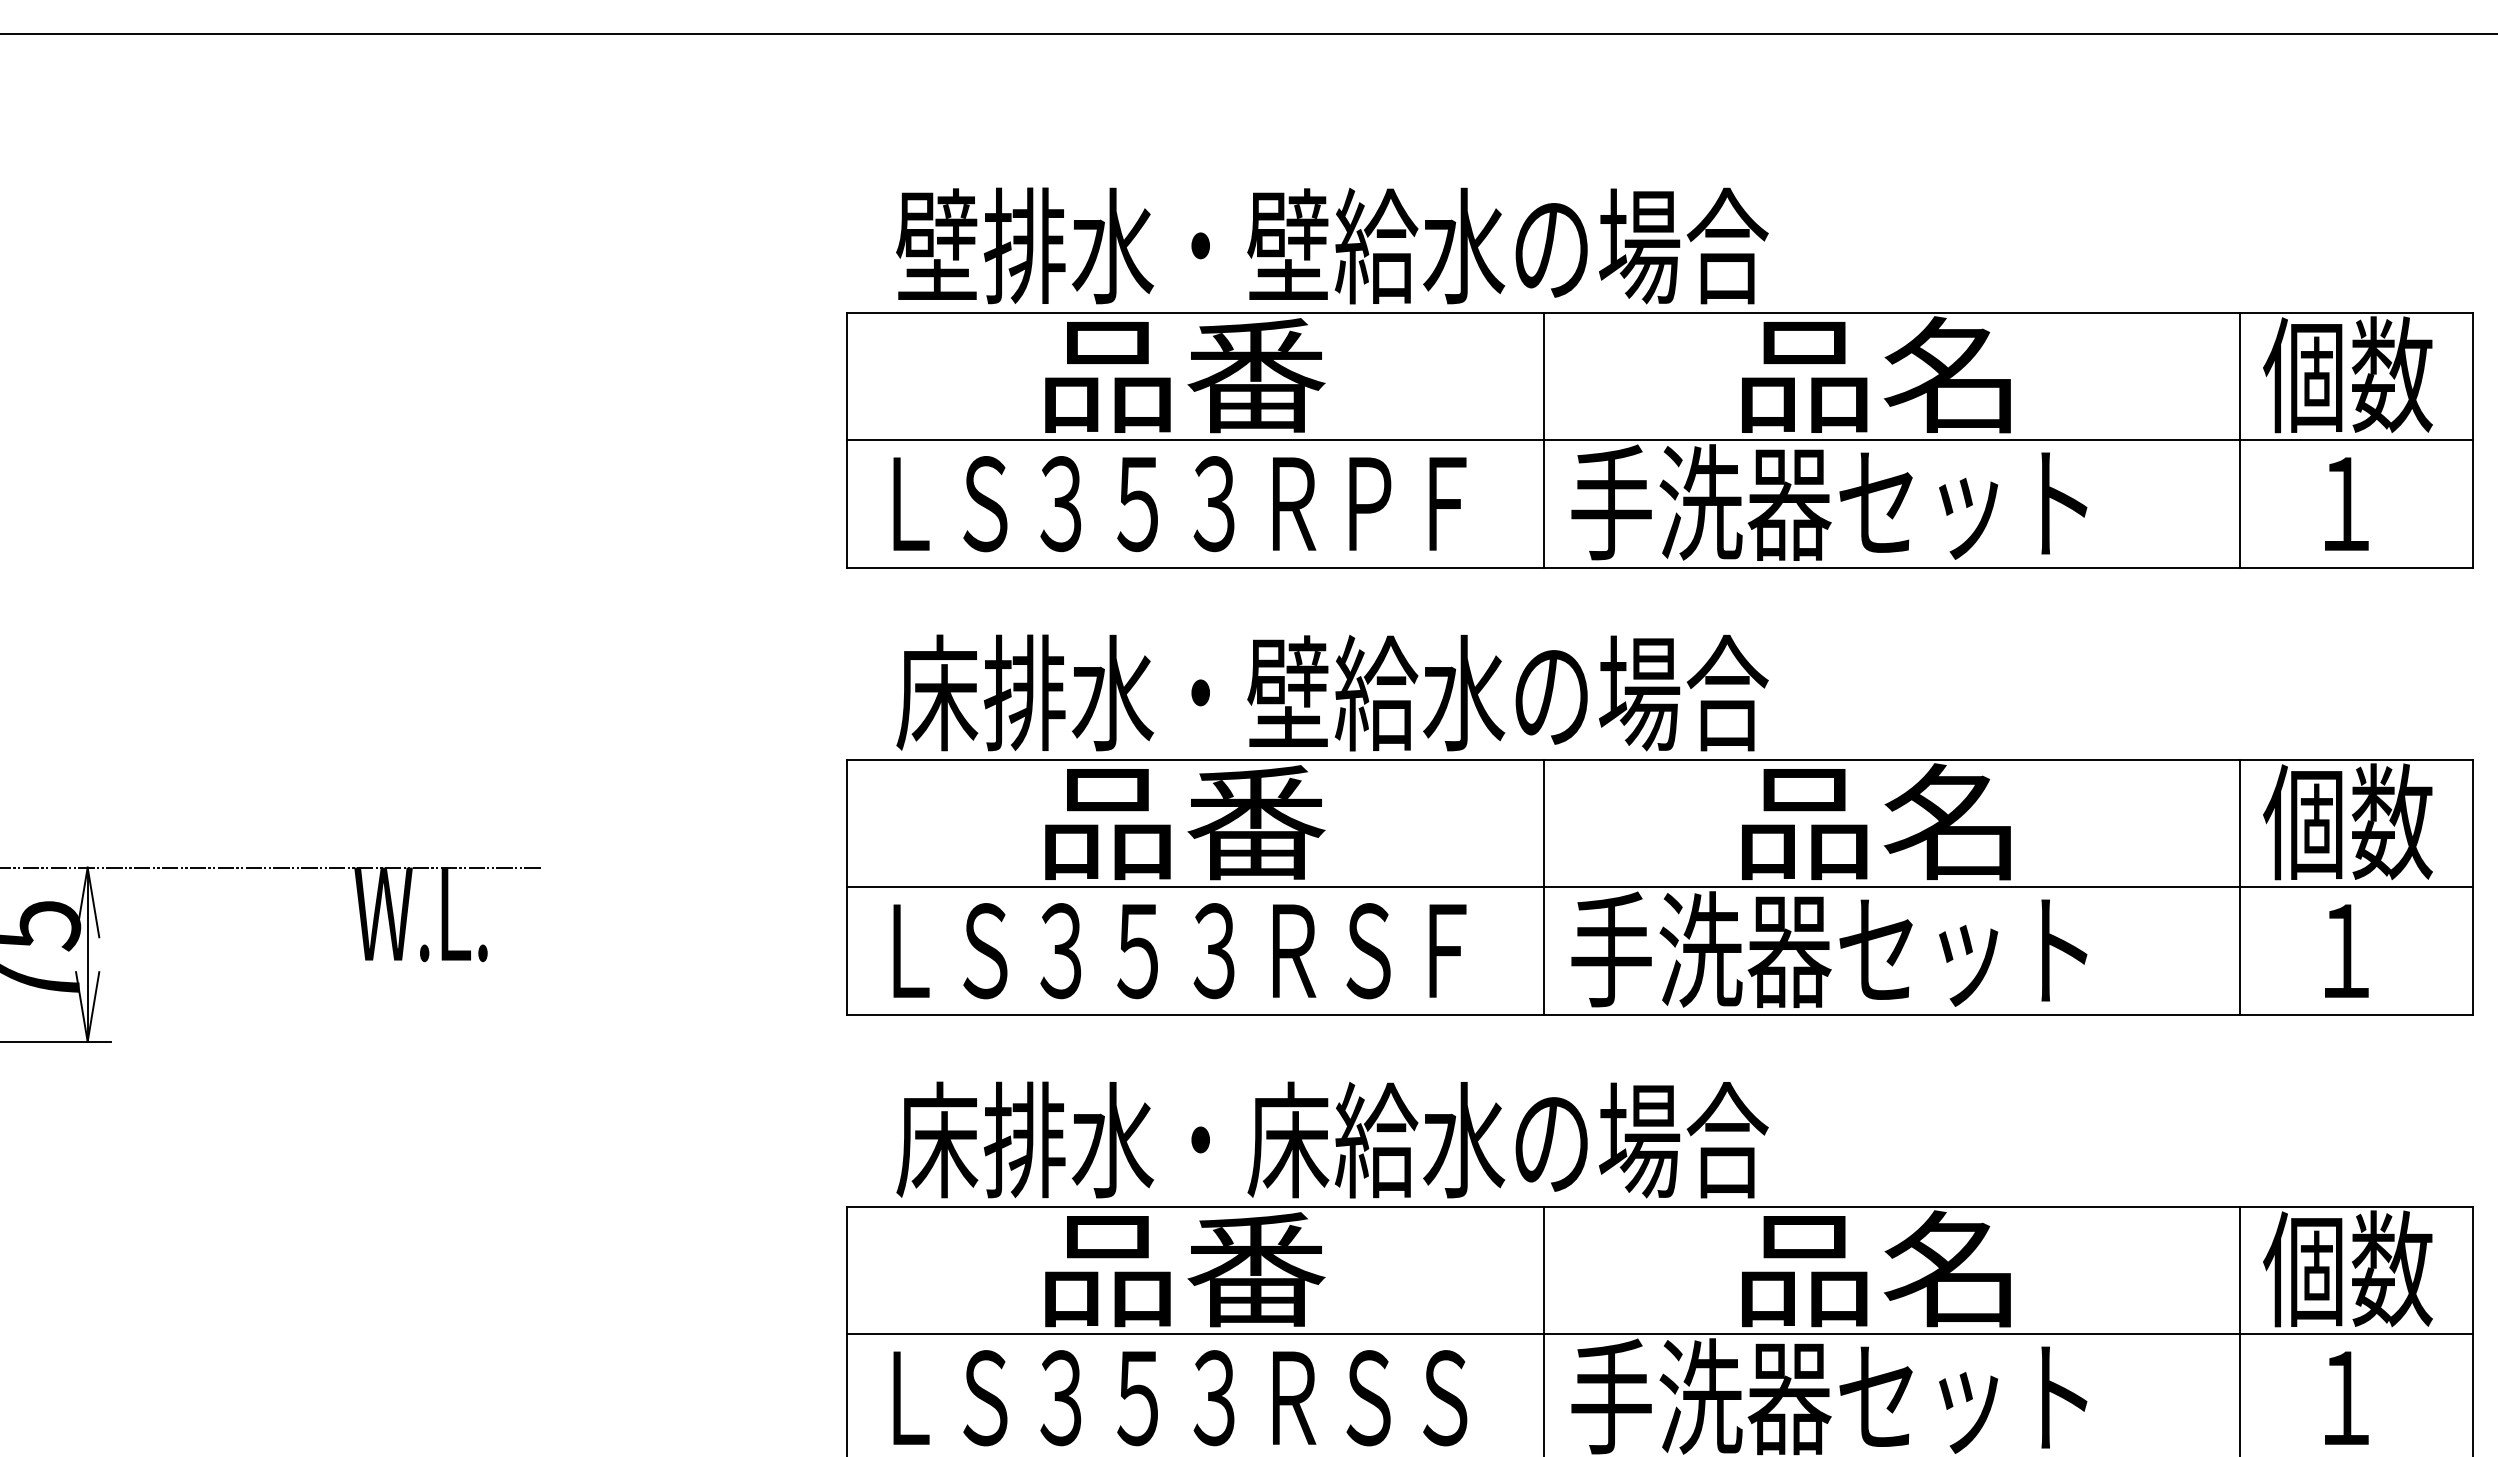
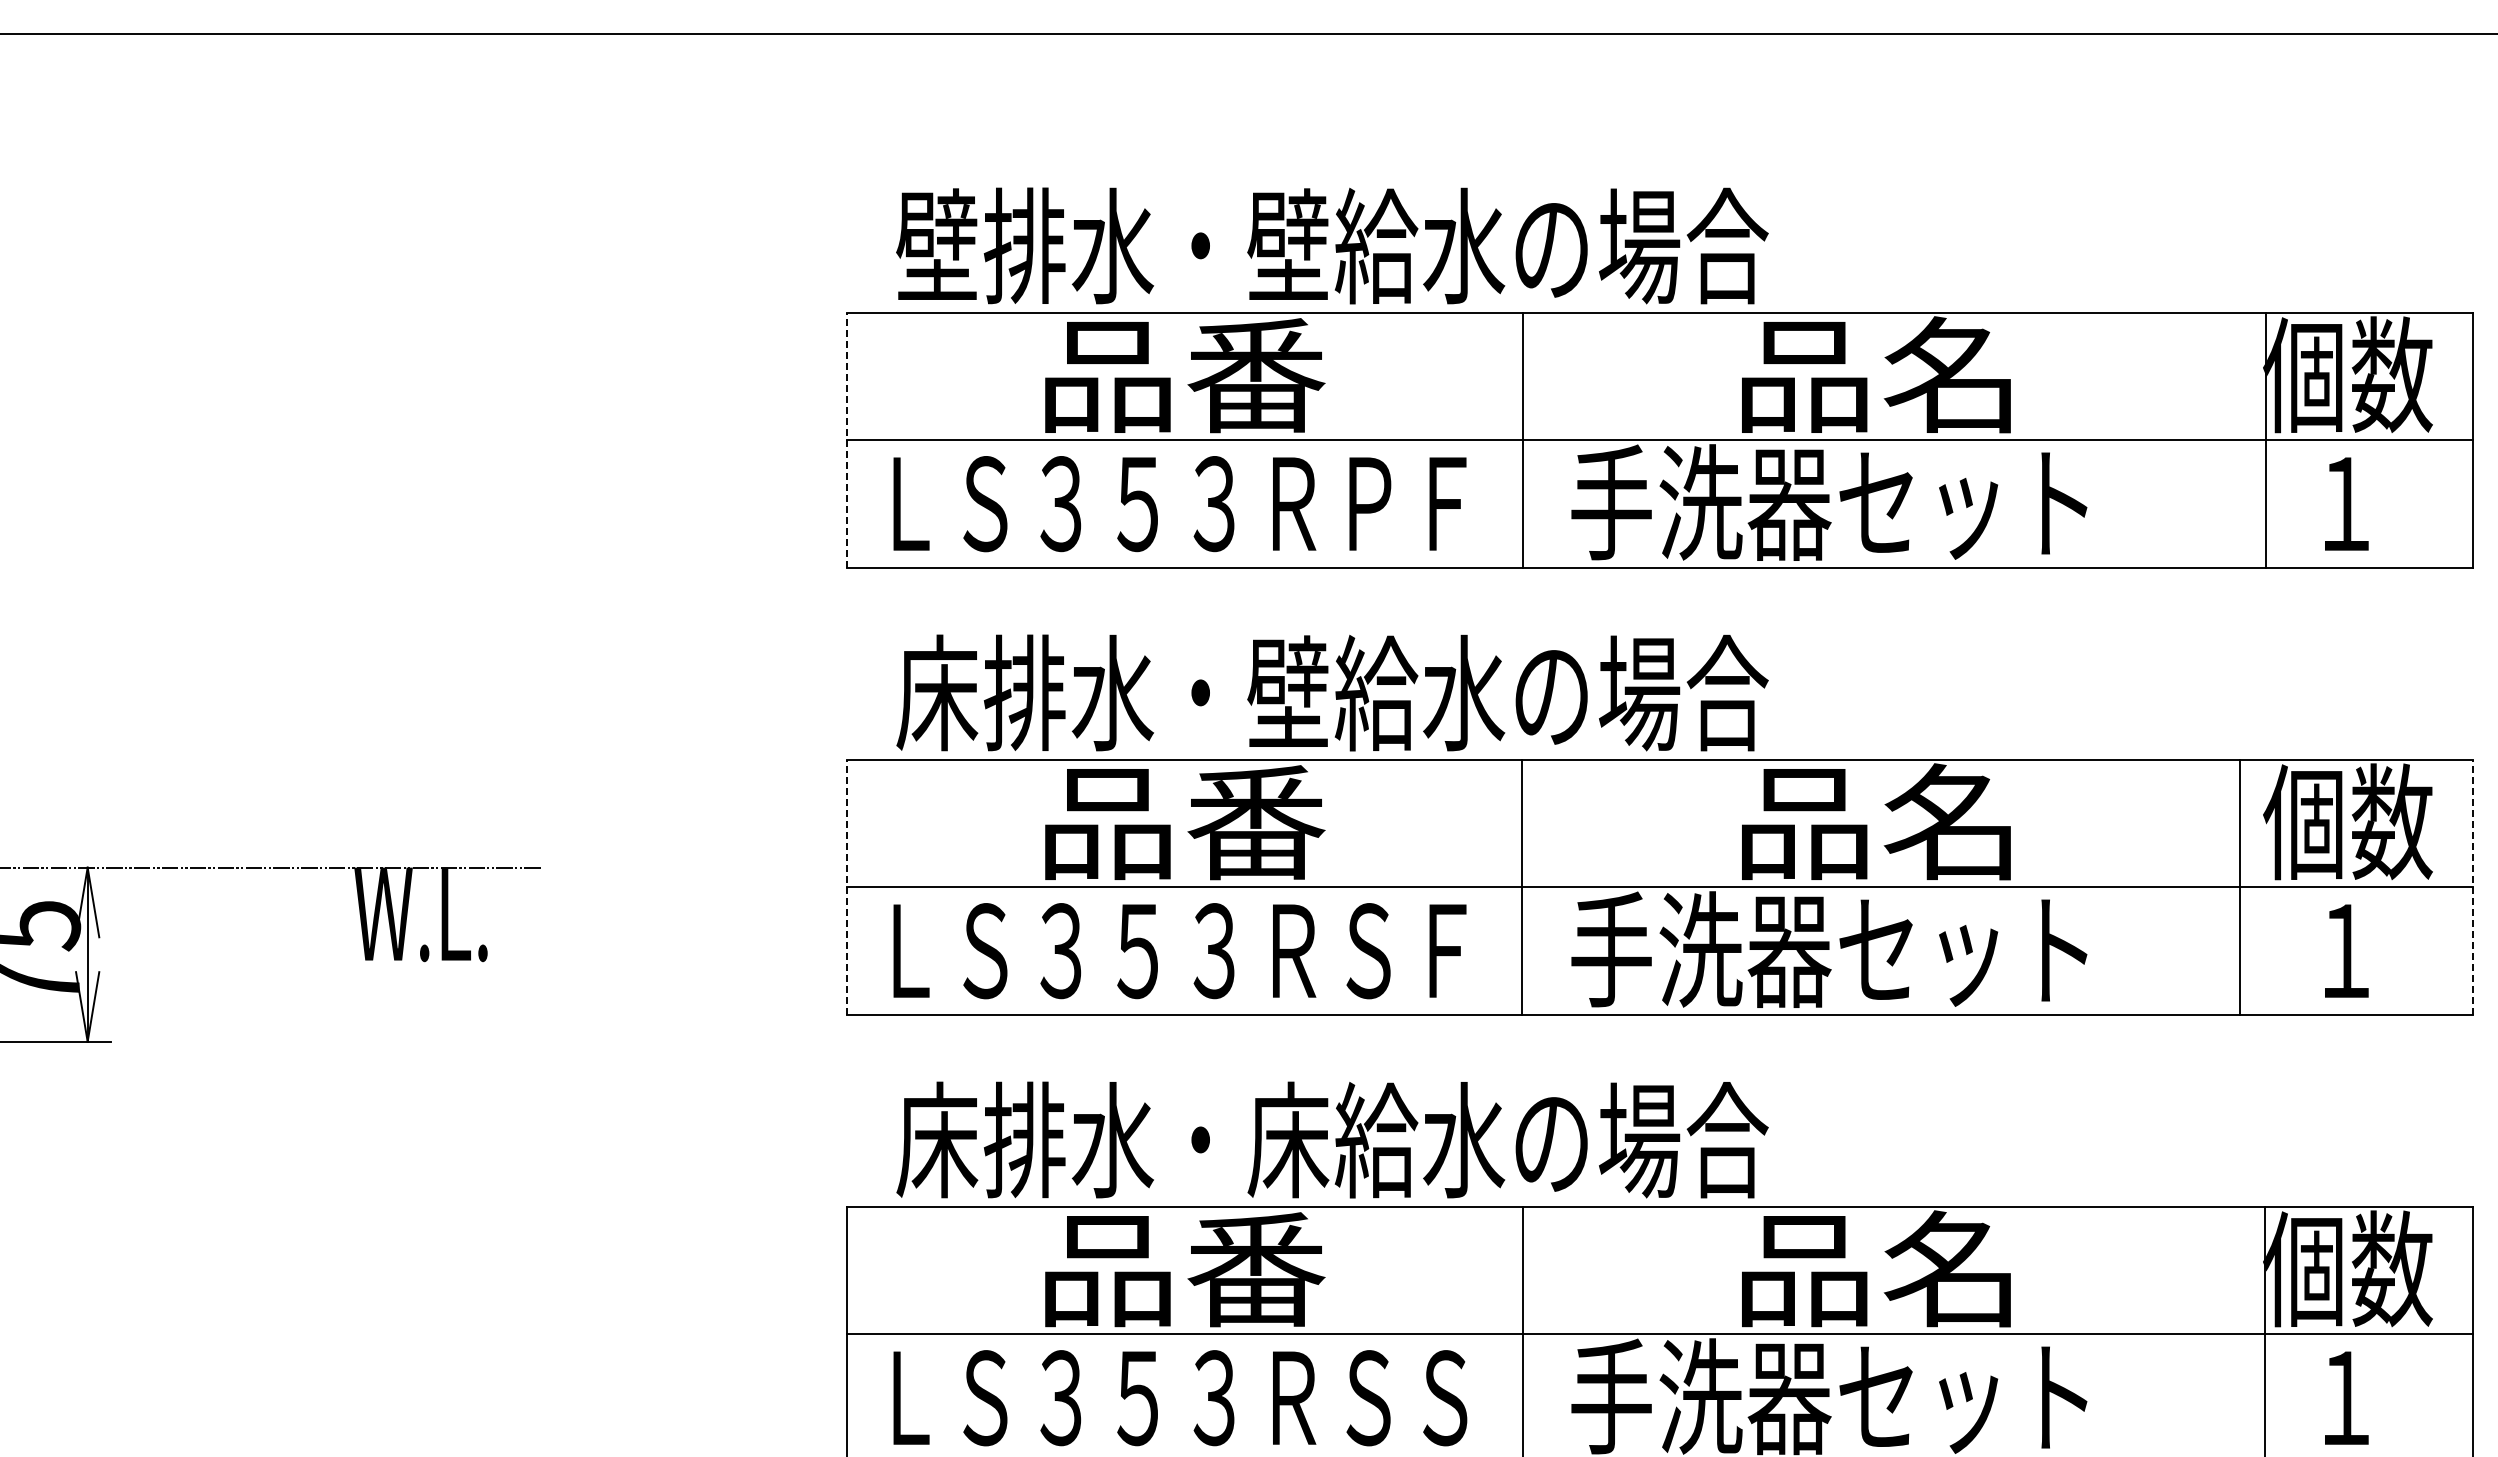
line: solid -> dashed (847, 440)
line position: (1543, 440) -> (1522, 440) (1522, 440)
line position: (2240, 440) -> (2266, 440) (2266, 440)
line: solid -> dashed (847, 887)
line position: (1543, 887) -> (1521, 887) (1521, 887)
line: solid -> dashed (2472, 887)
line position: (1543, 1329) -> (1522, 1329) (1522, 1329)
line position: (2240, 1329) -> (2265, 1329) (2265, 1329)
